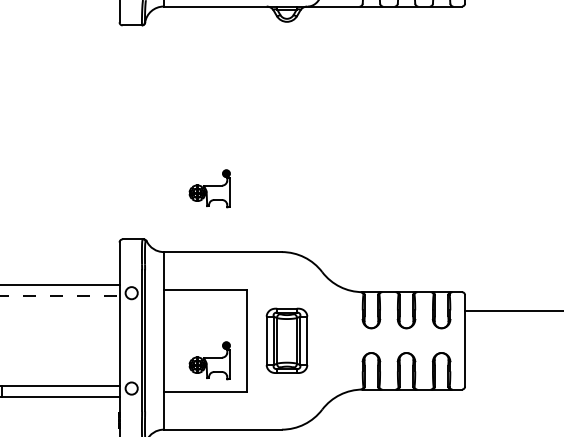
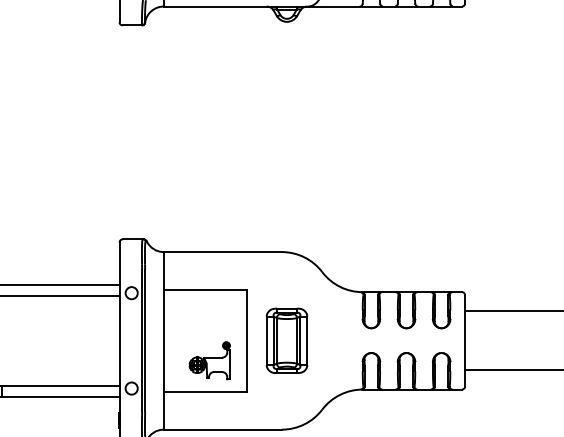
part: present -> none (209, 188)
line: dashed -> solid (60, 295)
line: none -> present (512, 370)
